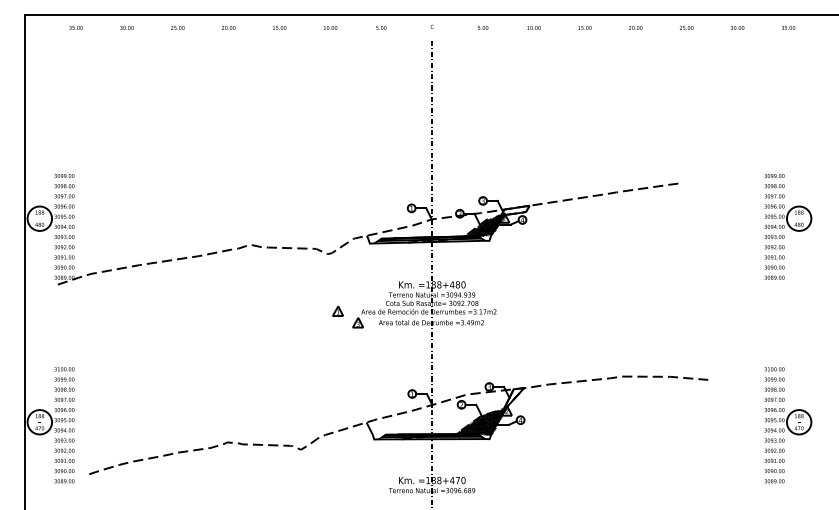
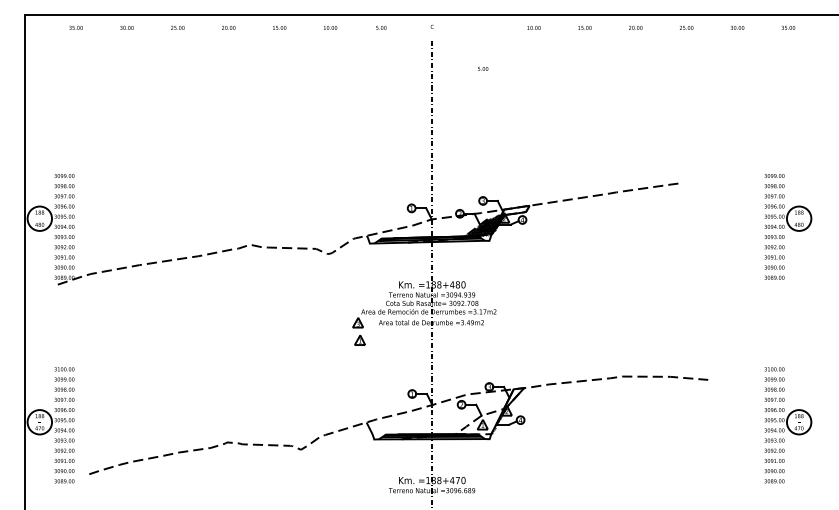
text position: (483, 27) -> (483, 68) (483, 68)
part position: (337, 310) -> (359, 339) (359, 339)
hatch: present -> none (479, 421)
